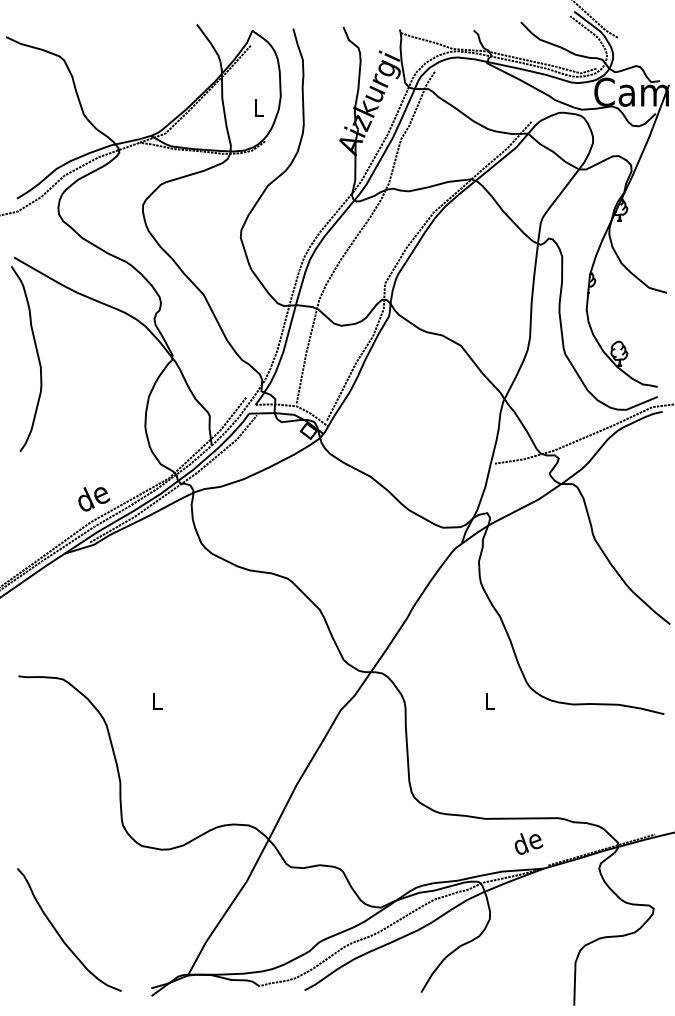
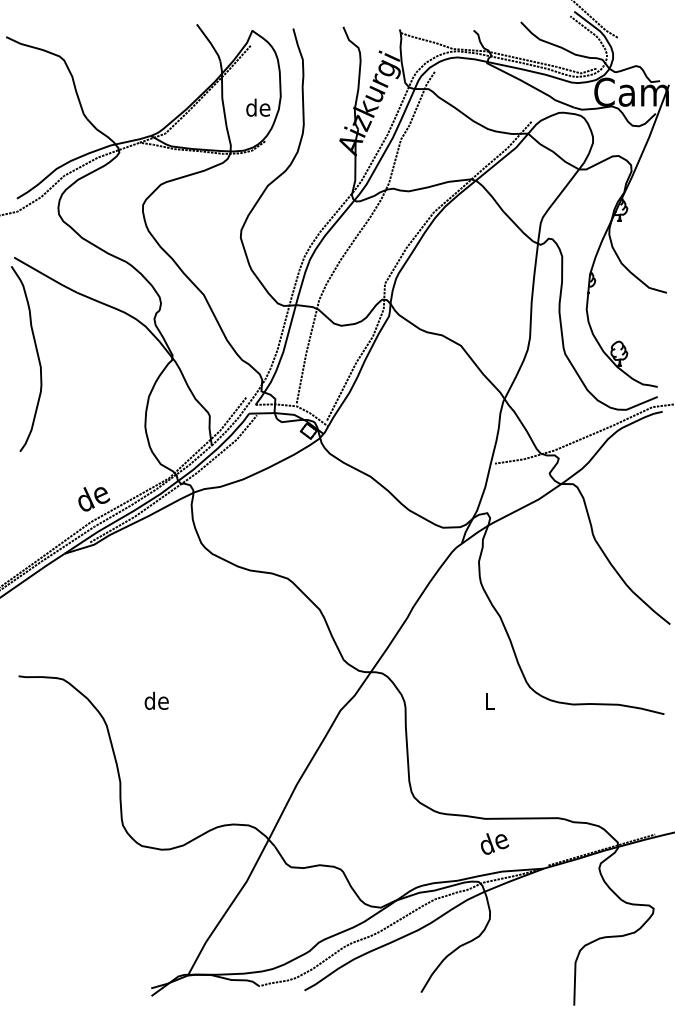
text: L -> de (258, 107)
text: L -> de (156, 700)
text position: (529, 843) -> (495, 843) (495, 843)
curve: present -> none (61, 936)
